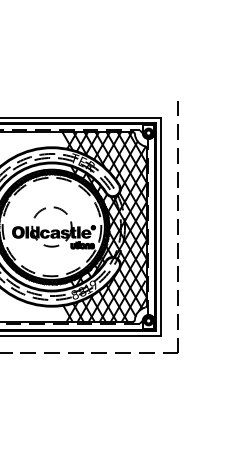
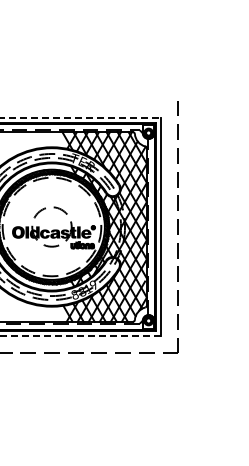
line: solid -> dashed (80, 118)
line: solid -> dashed (79, 335)
